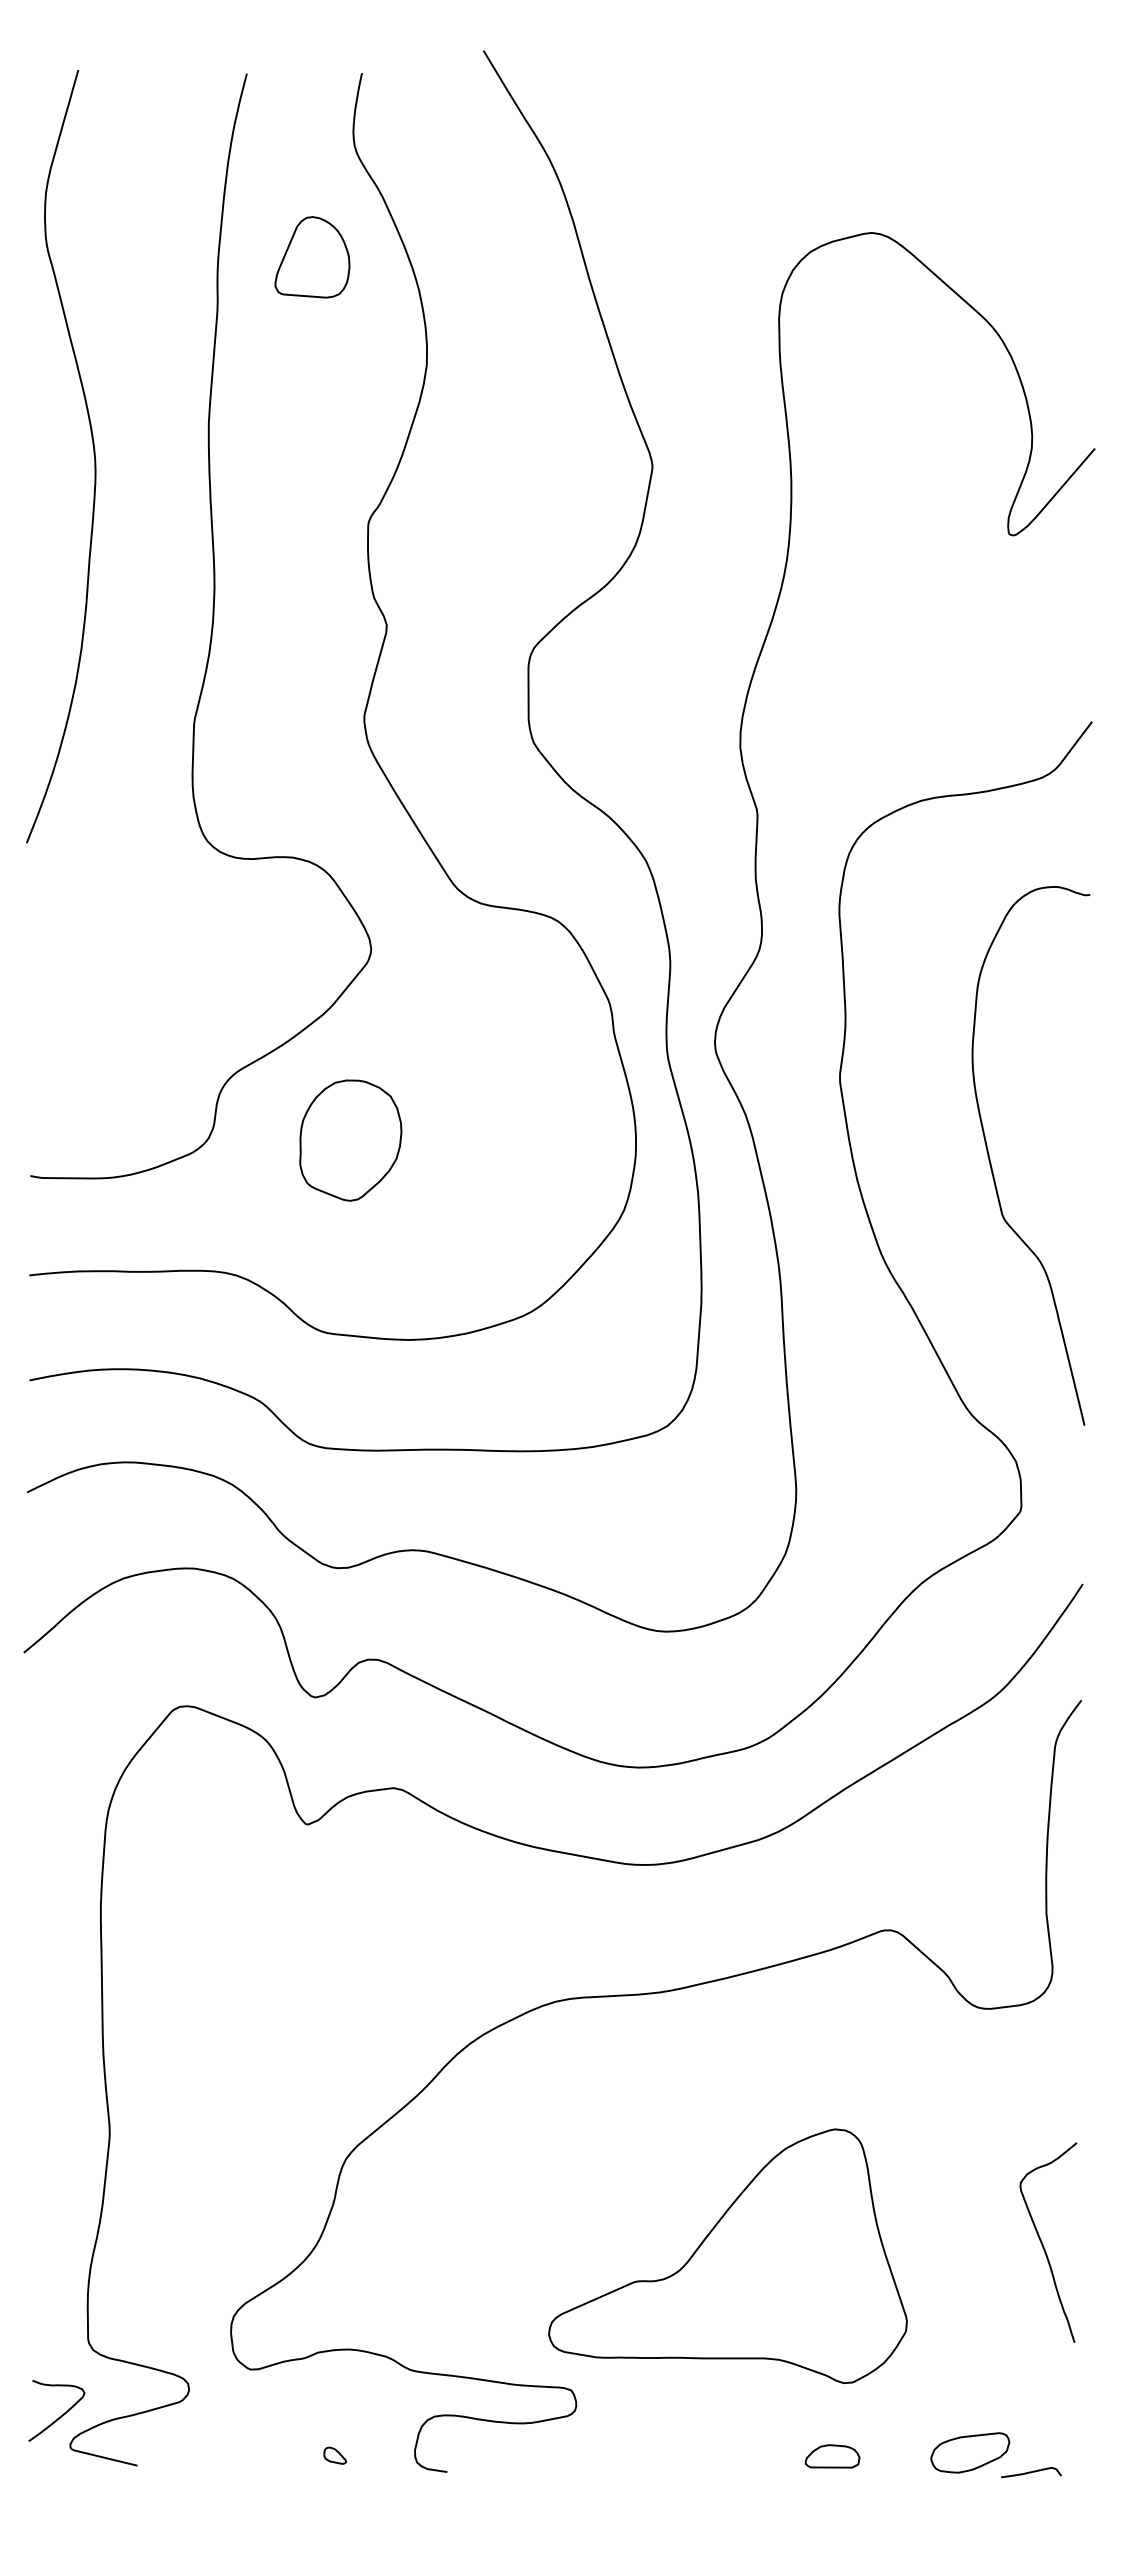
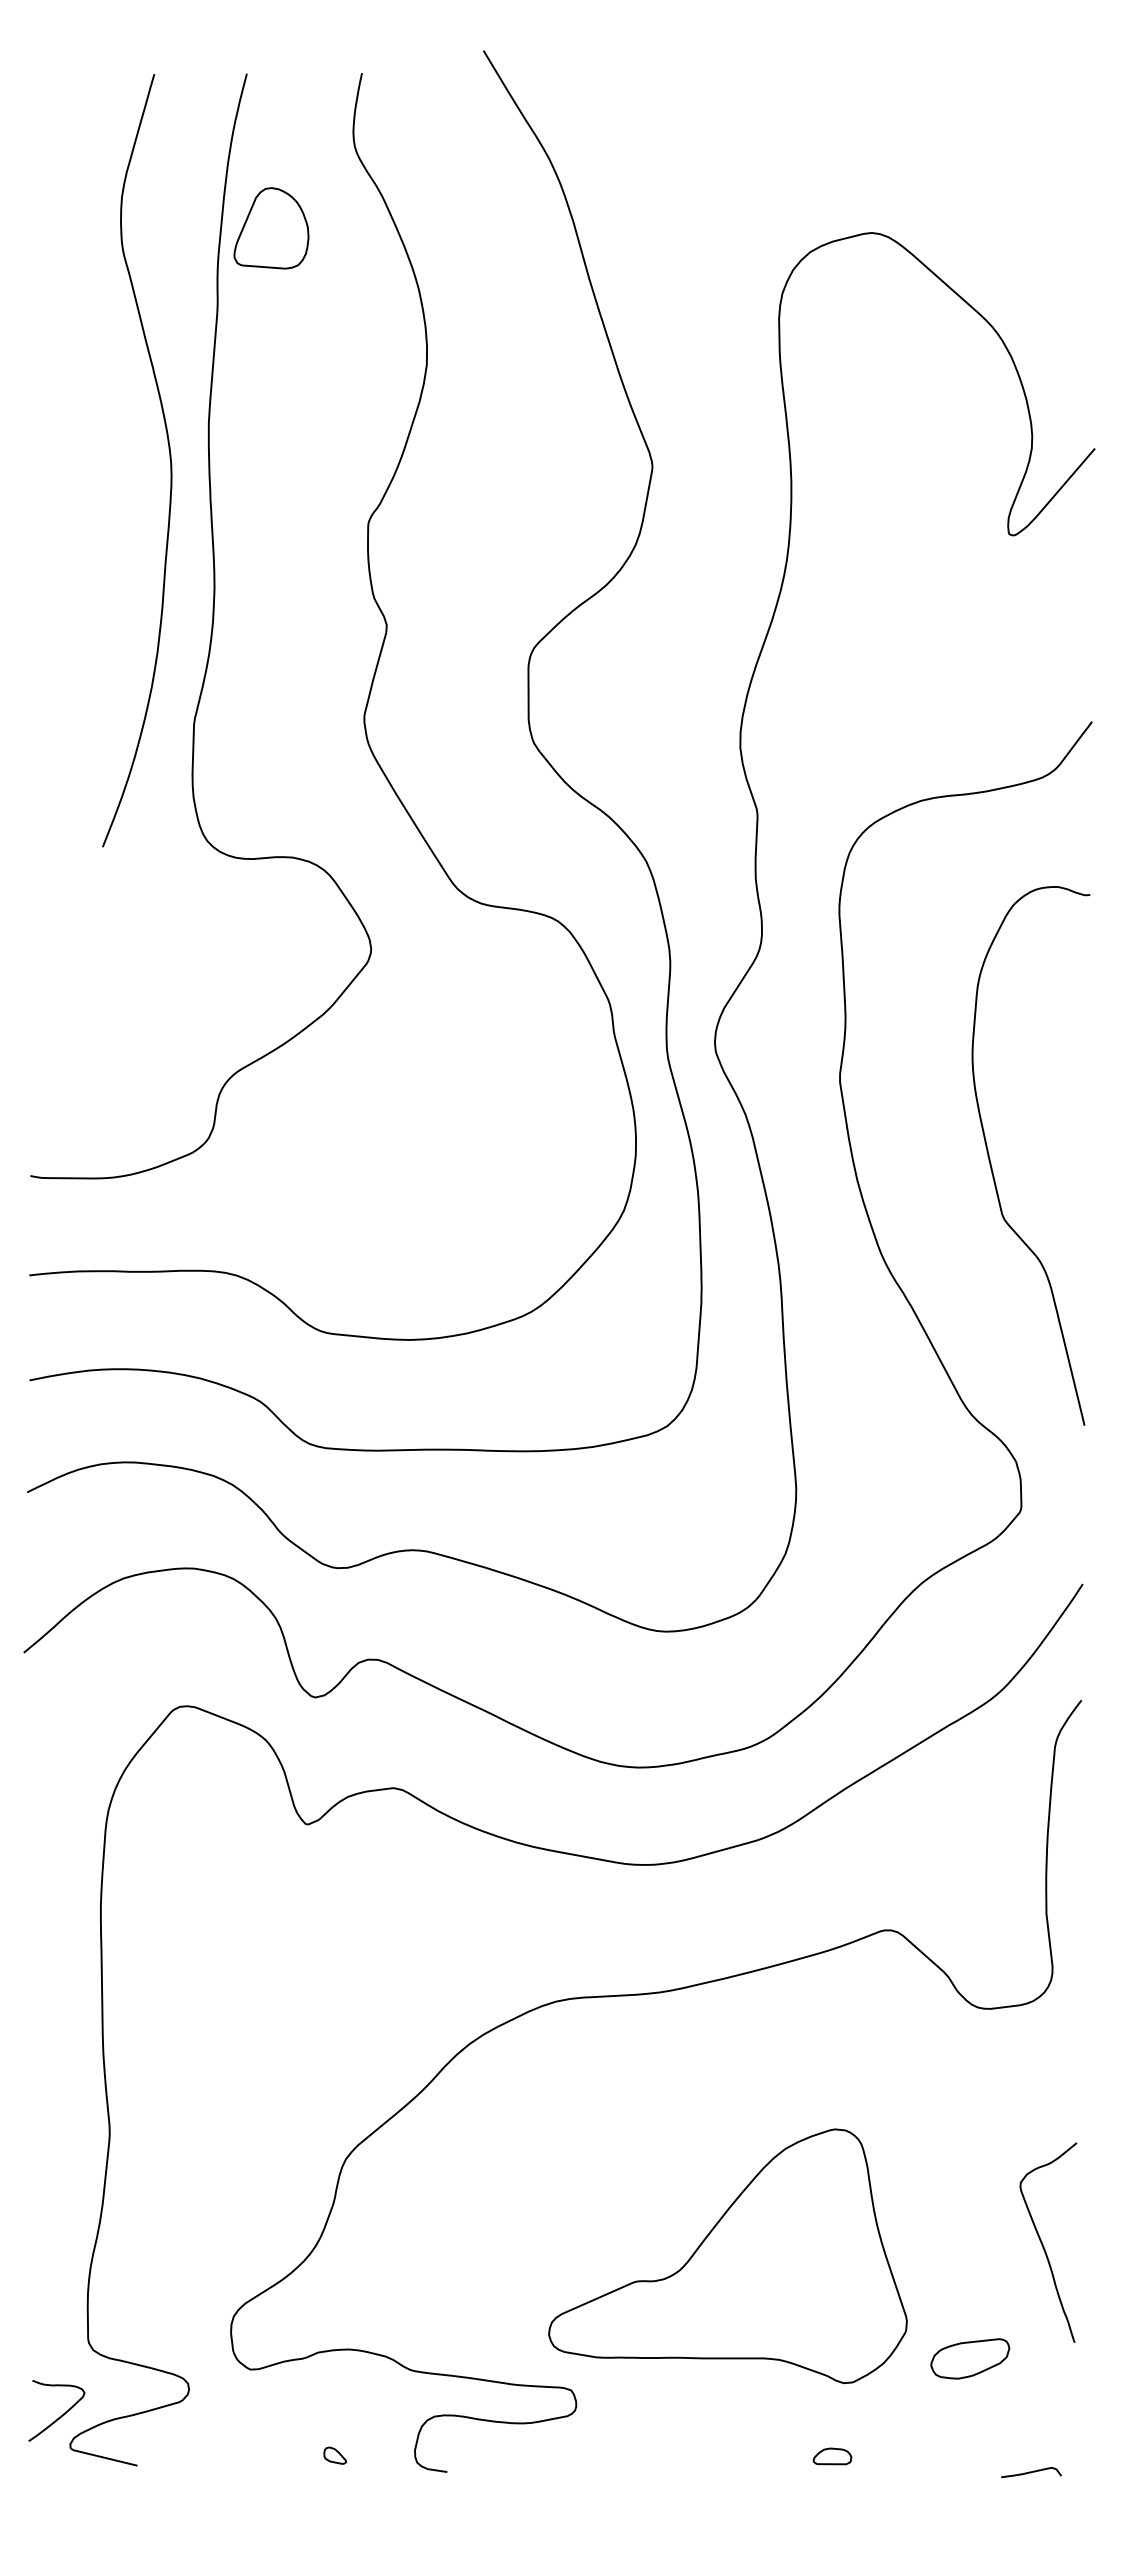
part position: (312, 257) -> (271, 228) (271, 228)
curve position: (93, 455) -> (169, 459) (169, 459)
part: present -> none (350, 1140)
part position: (970, 2452) -> (970, 2358) (970, 2358)
part size: 57x25 px -> 41x19 px (832, 2456)
